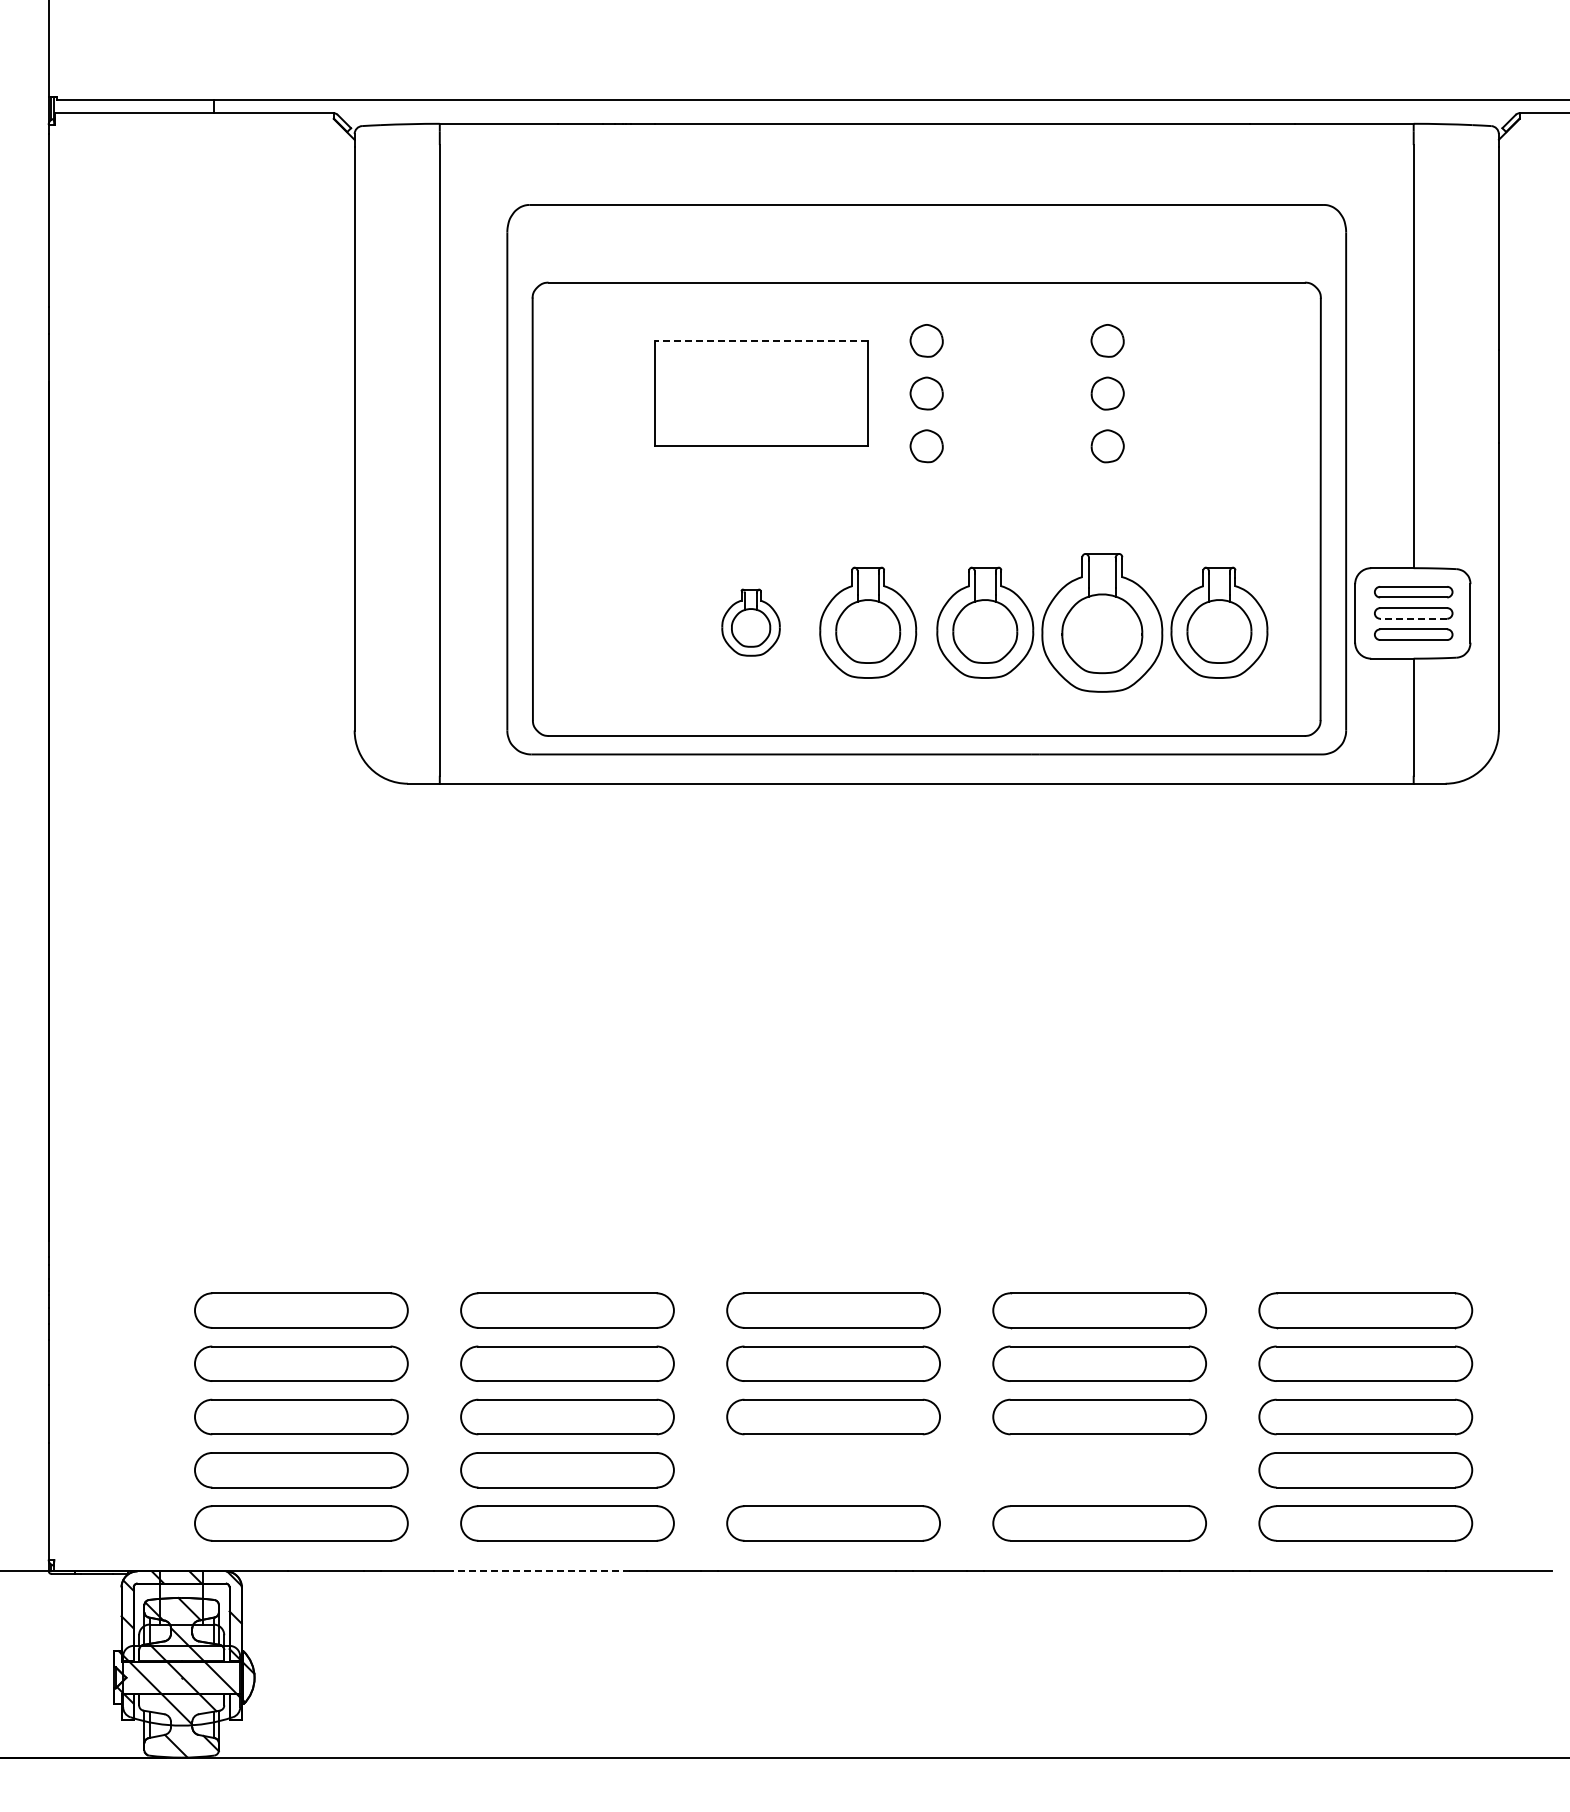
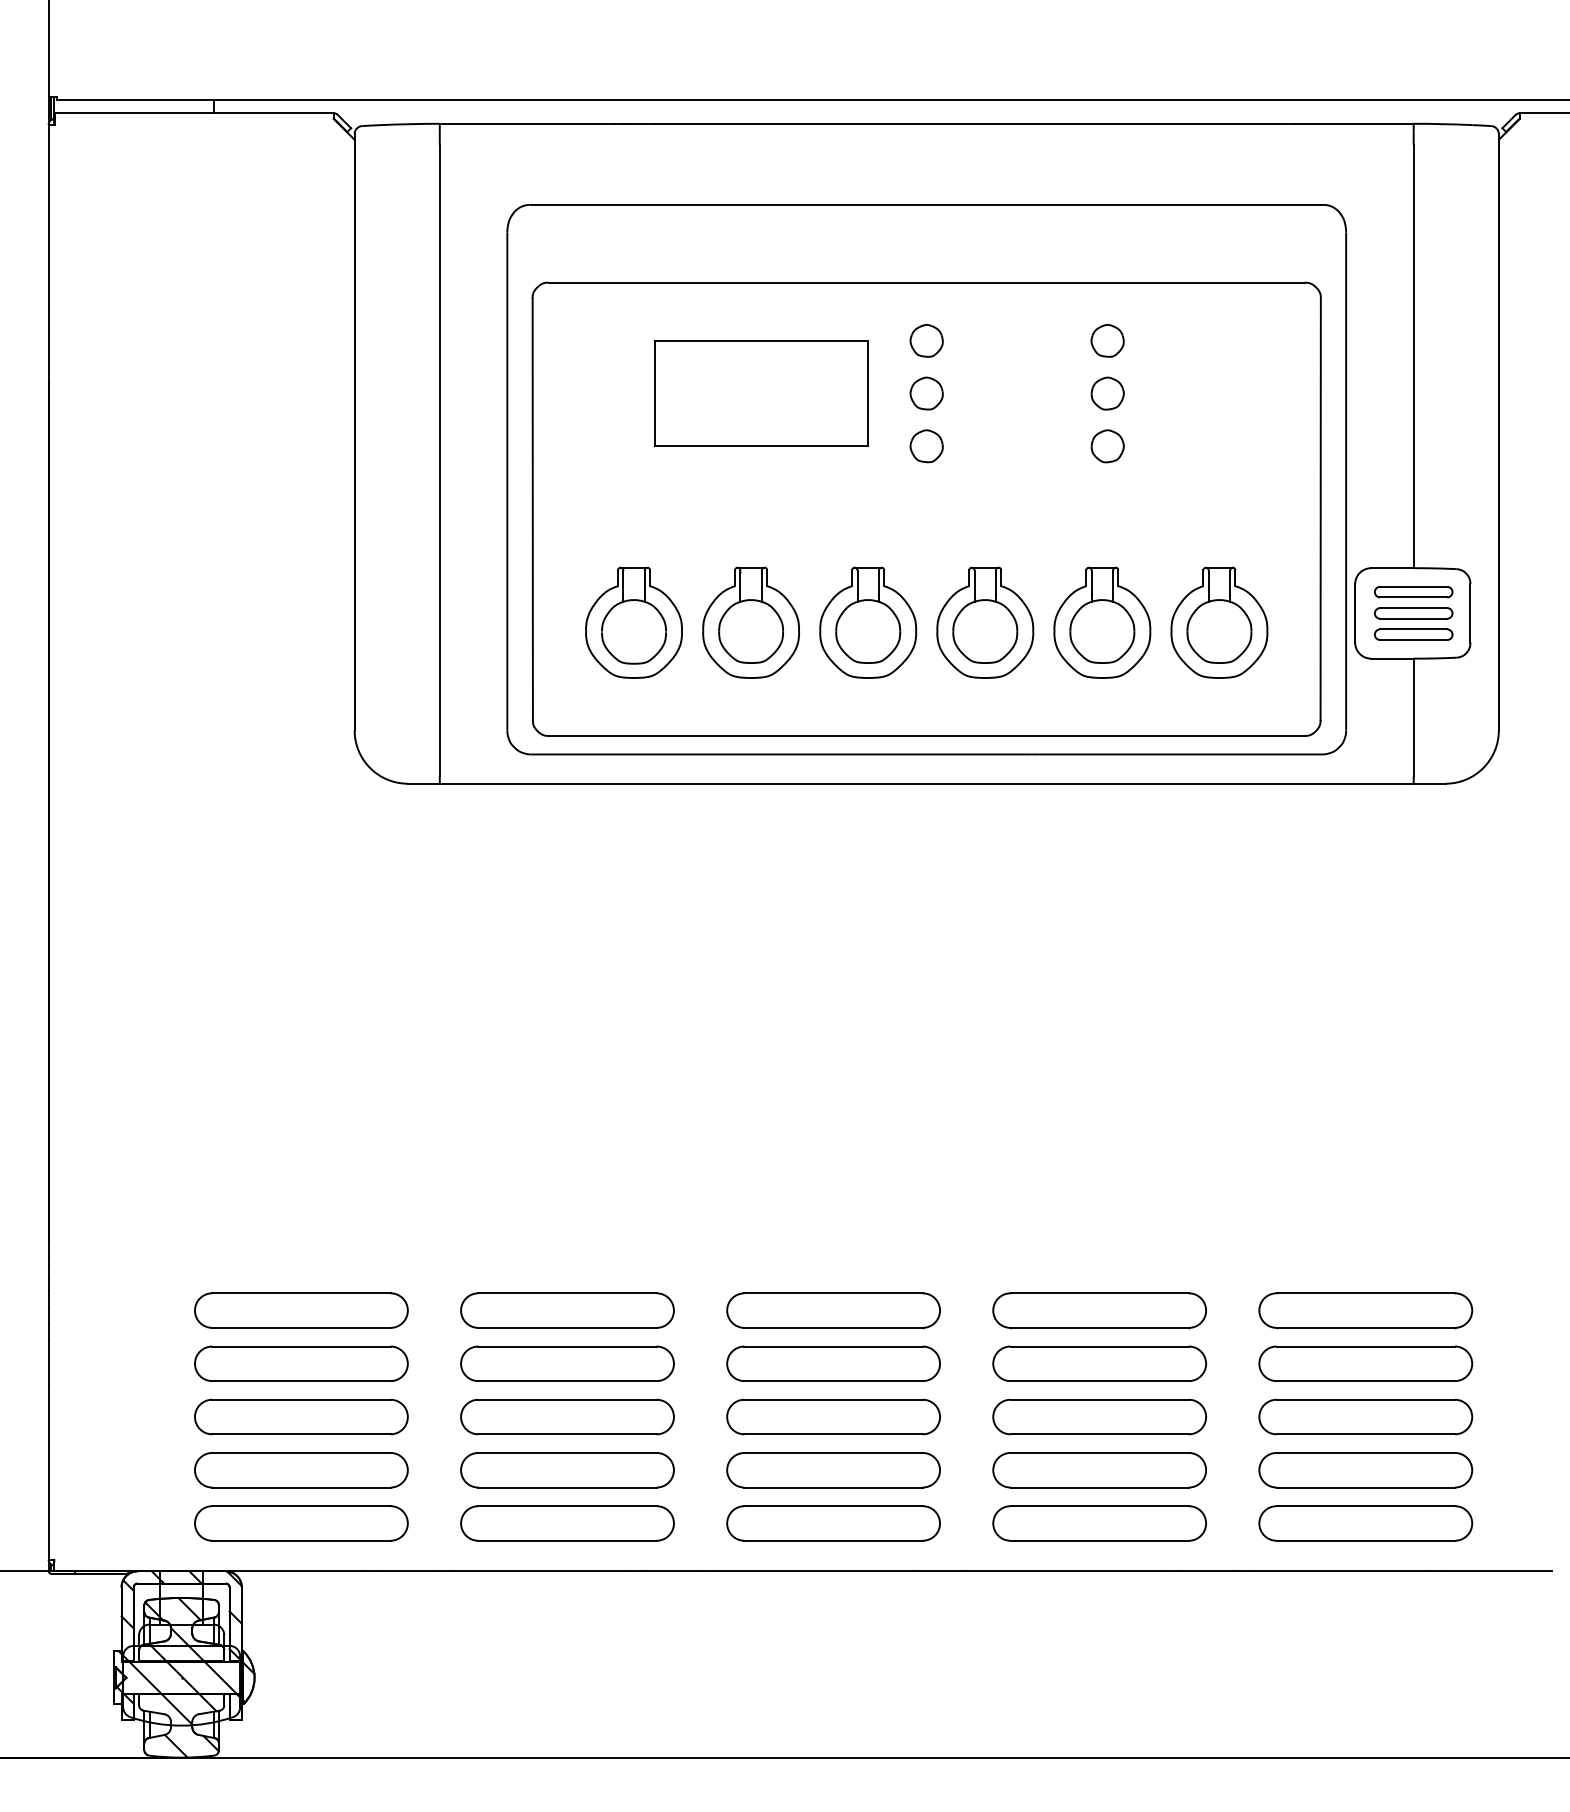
line: dashed -> solid (761, 341)
line: dashed -> solid (1413, 618)
part: none -> present (633, 622)
part size: 60x69 px -> 98x113 px (750, 622)
part size: 123x140 px -> 99x113 px (1102, 622)
part: none -> present (833, 1470)
part: none -> present (1099, 1470)
line: dashed -> solid (540, 1571)
